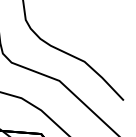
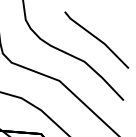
line: none -> present (96, 39)
